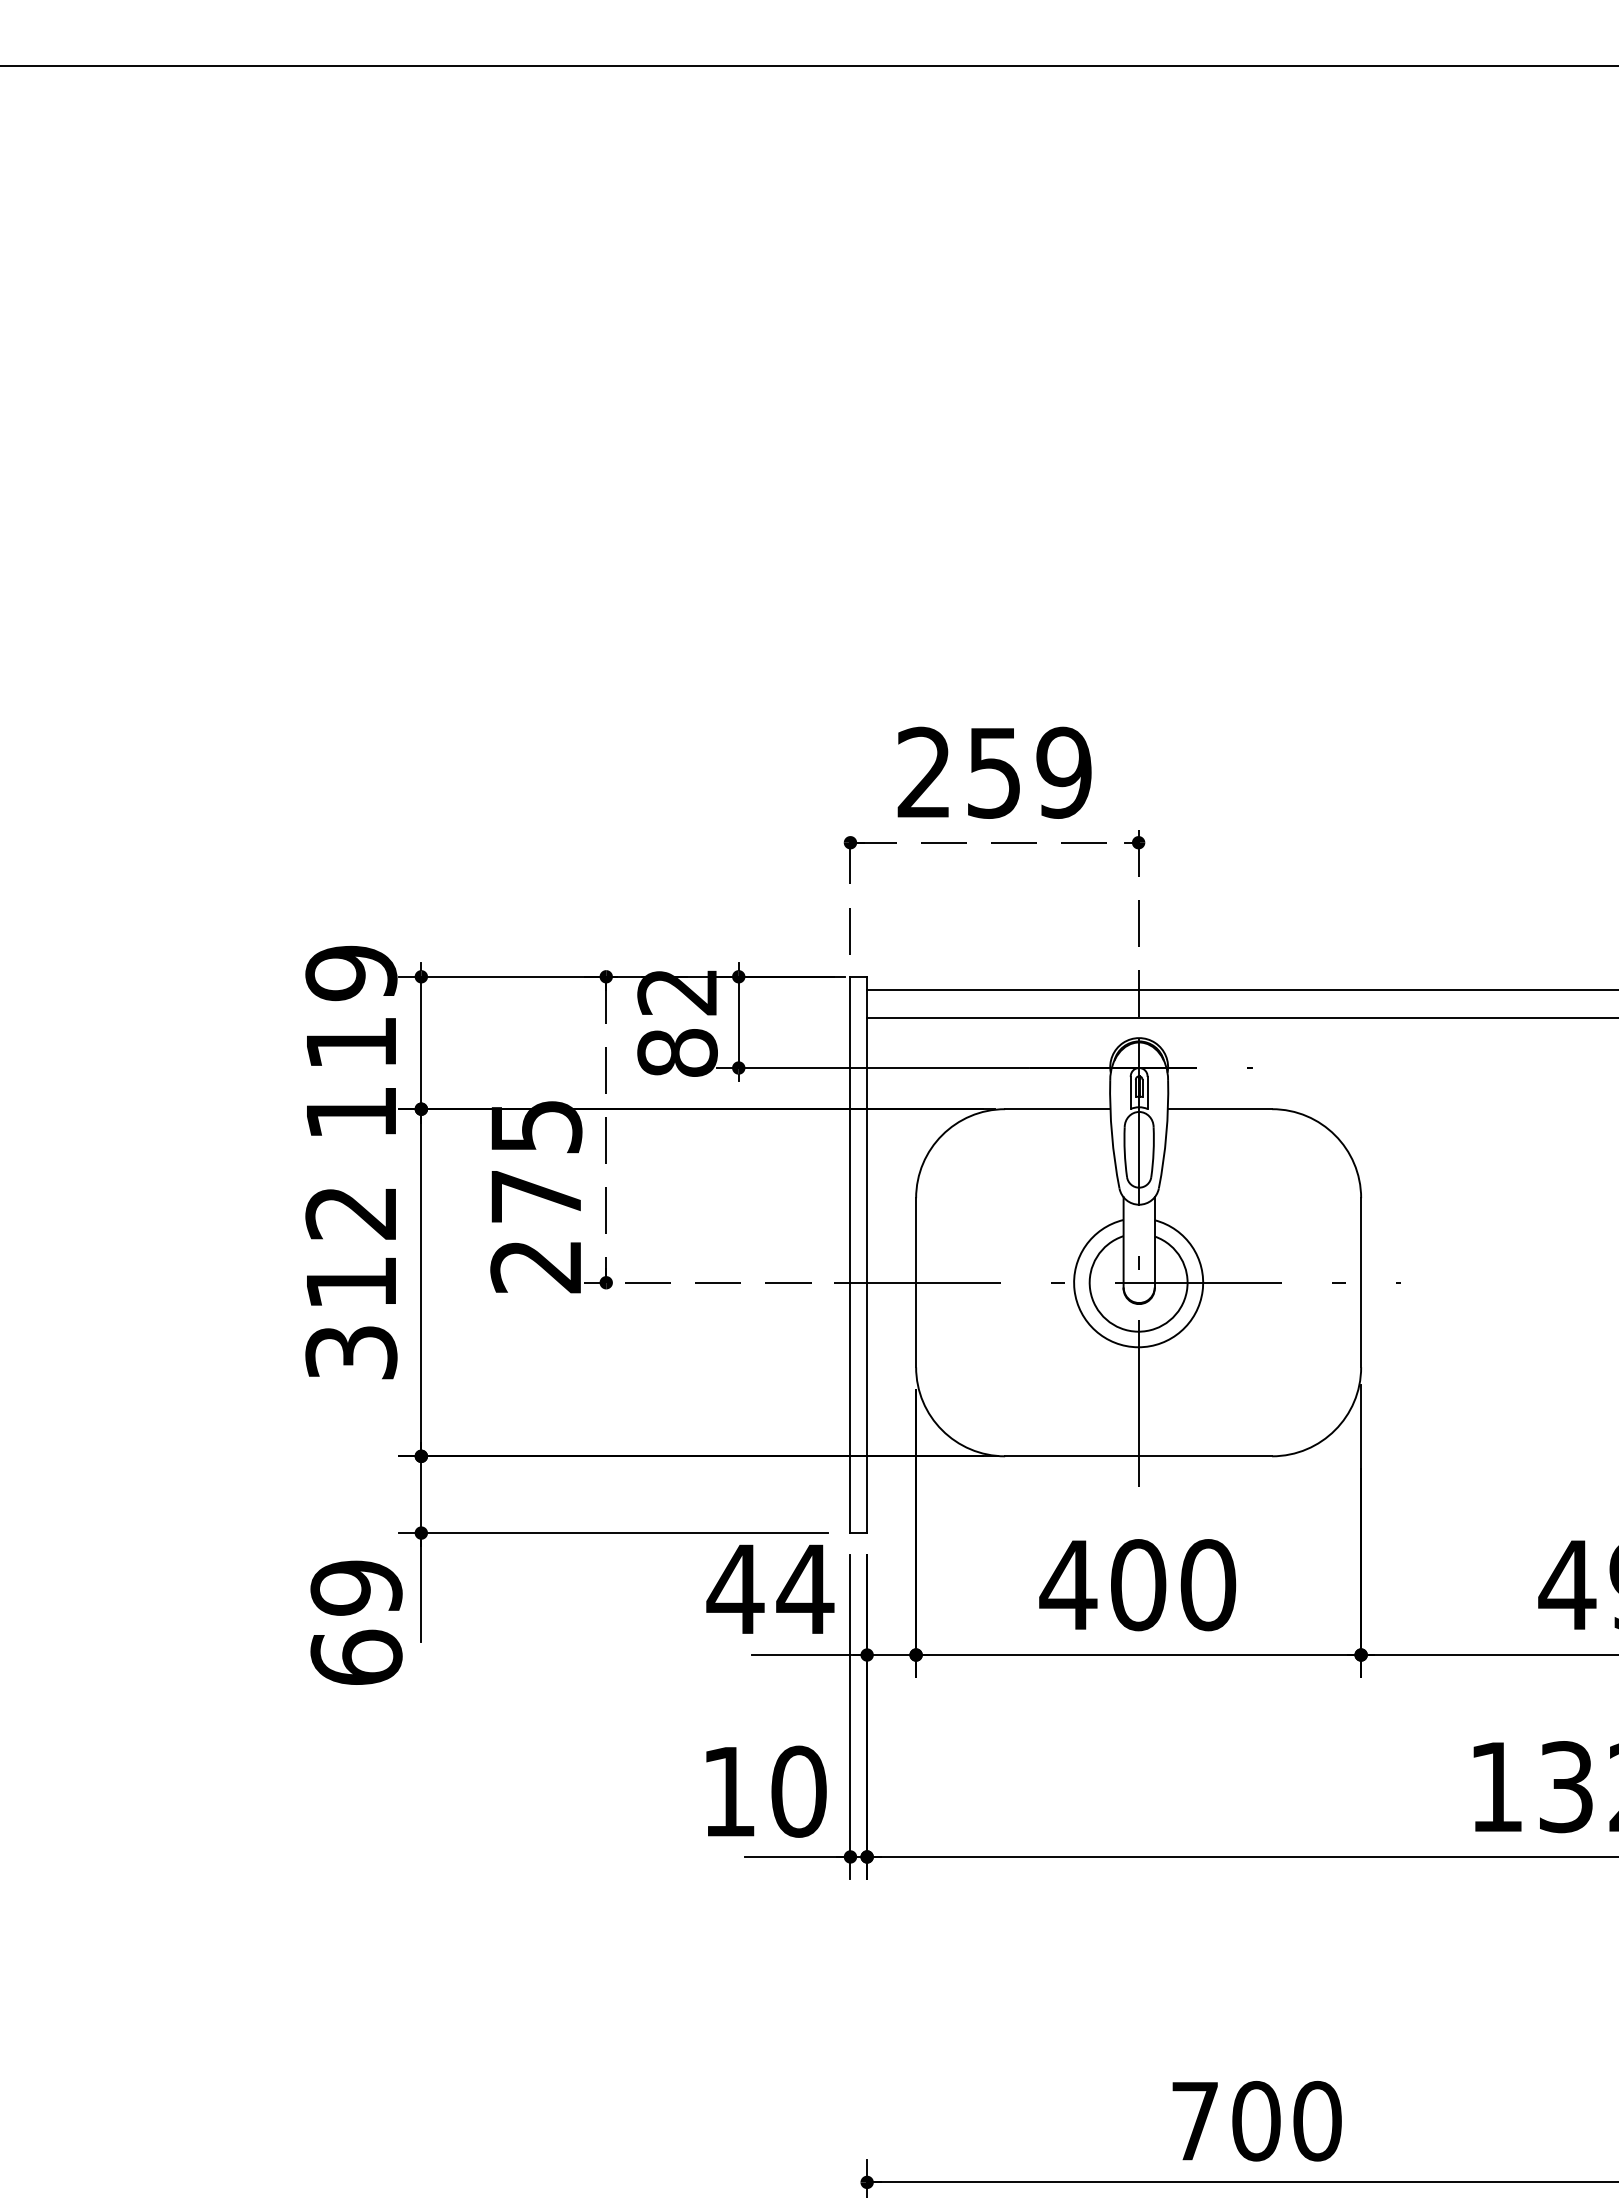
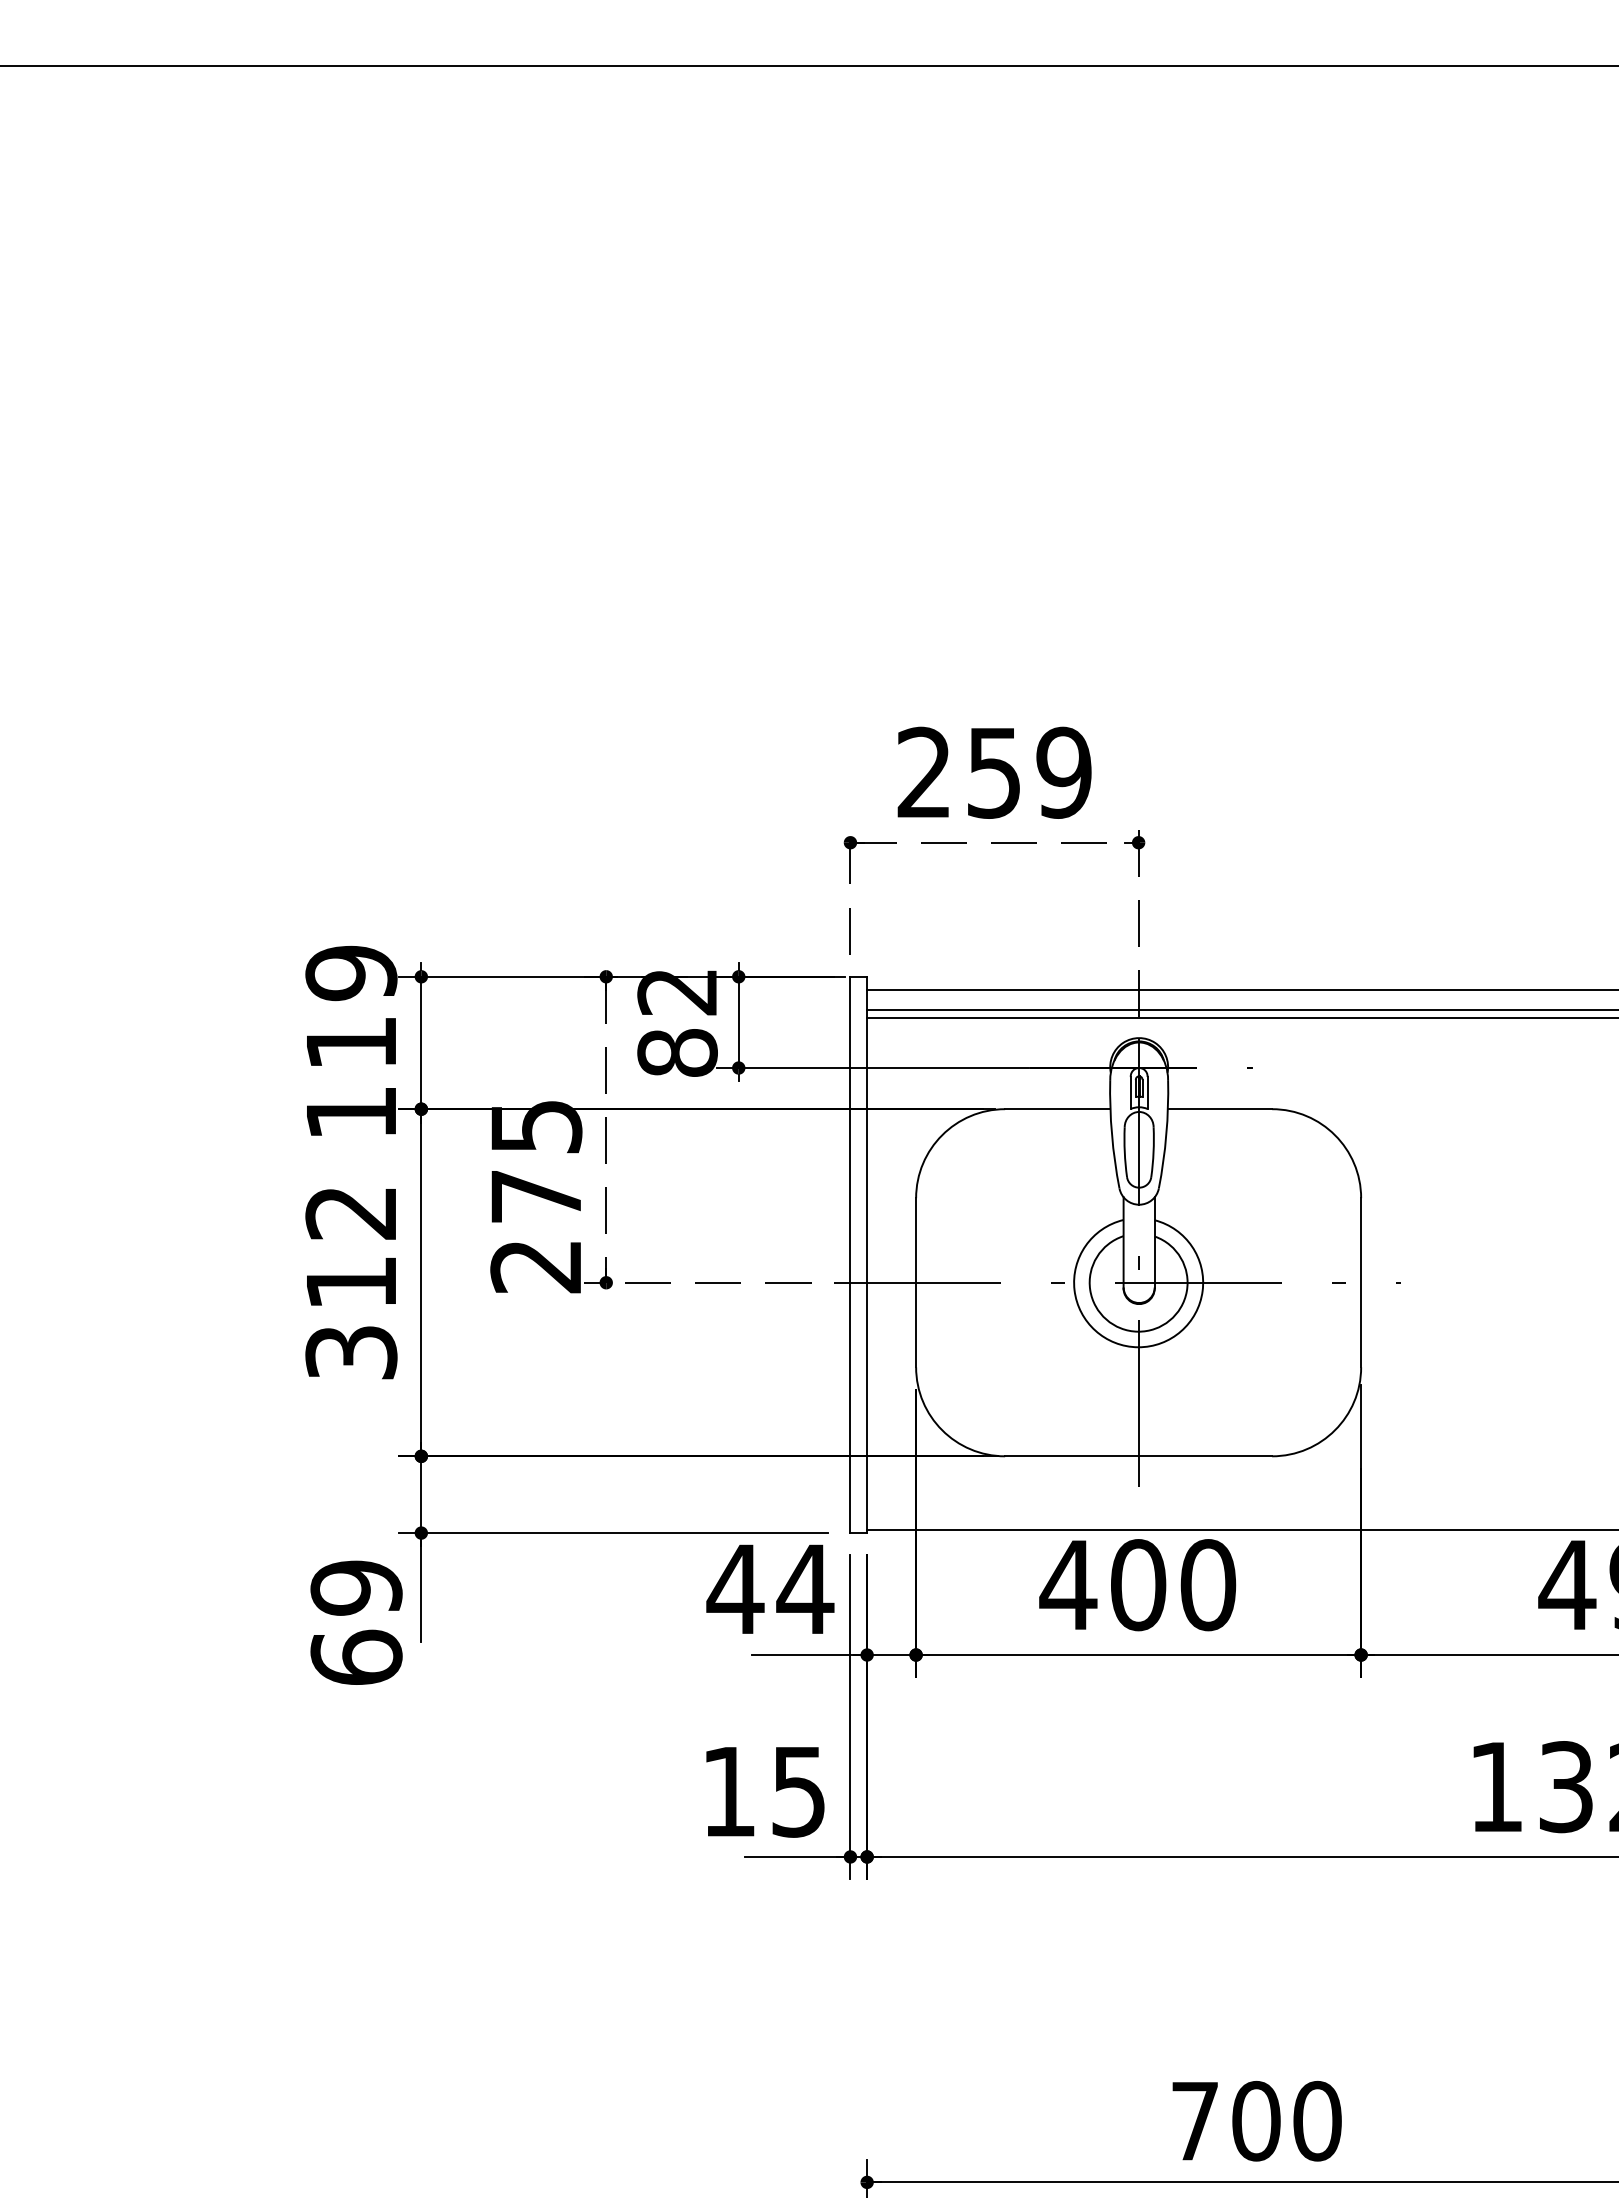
line: none -> present (1241, 1010)
line: none -> present (1241, 1529)
text: 10 -> 15 (798, 1791)
